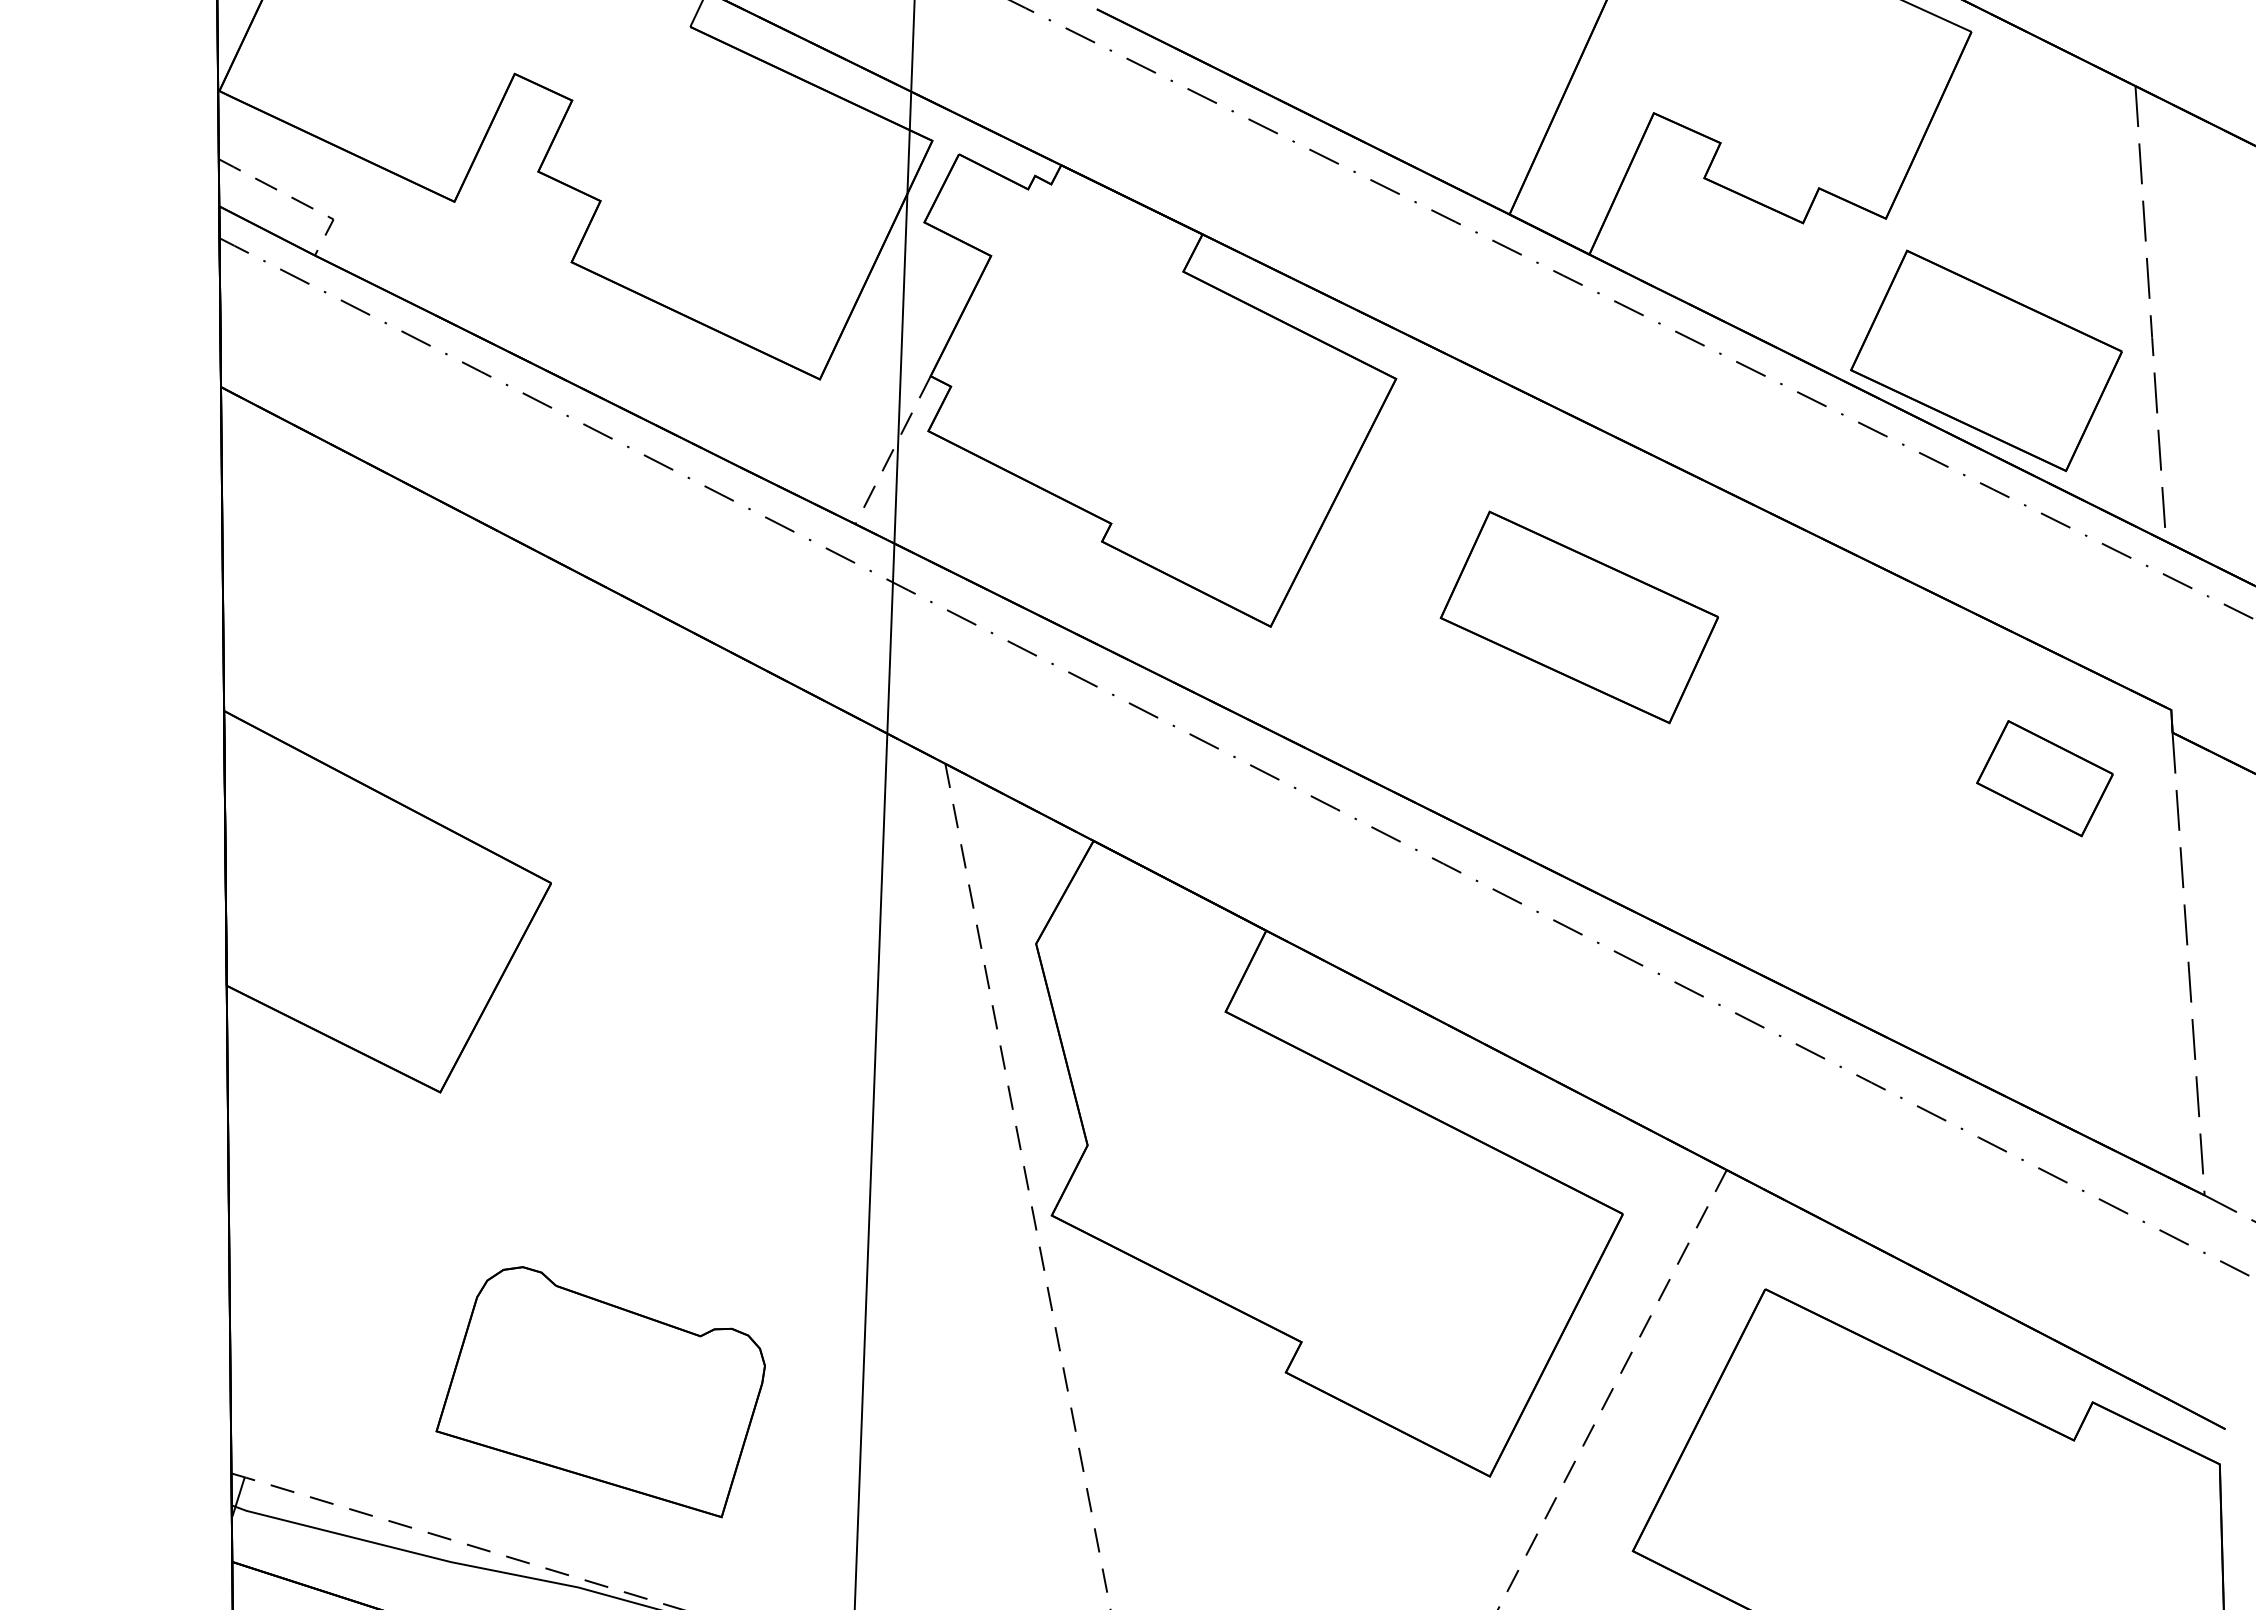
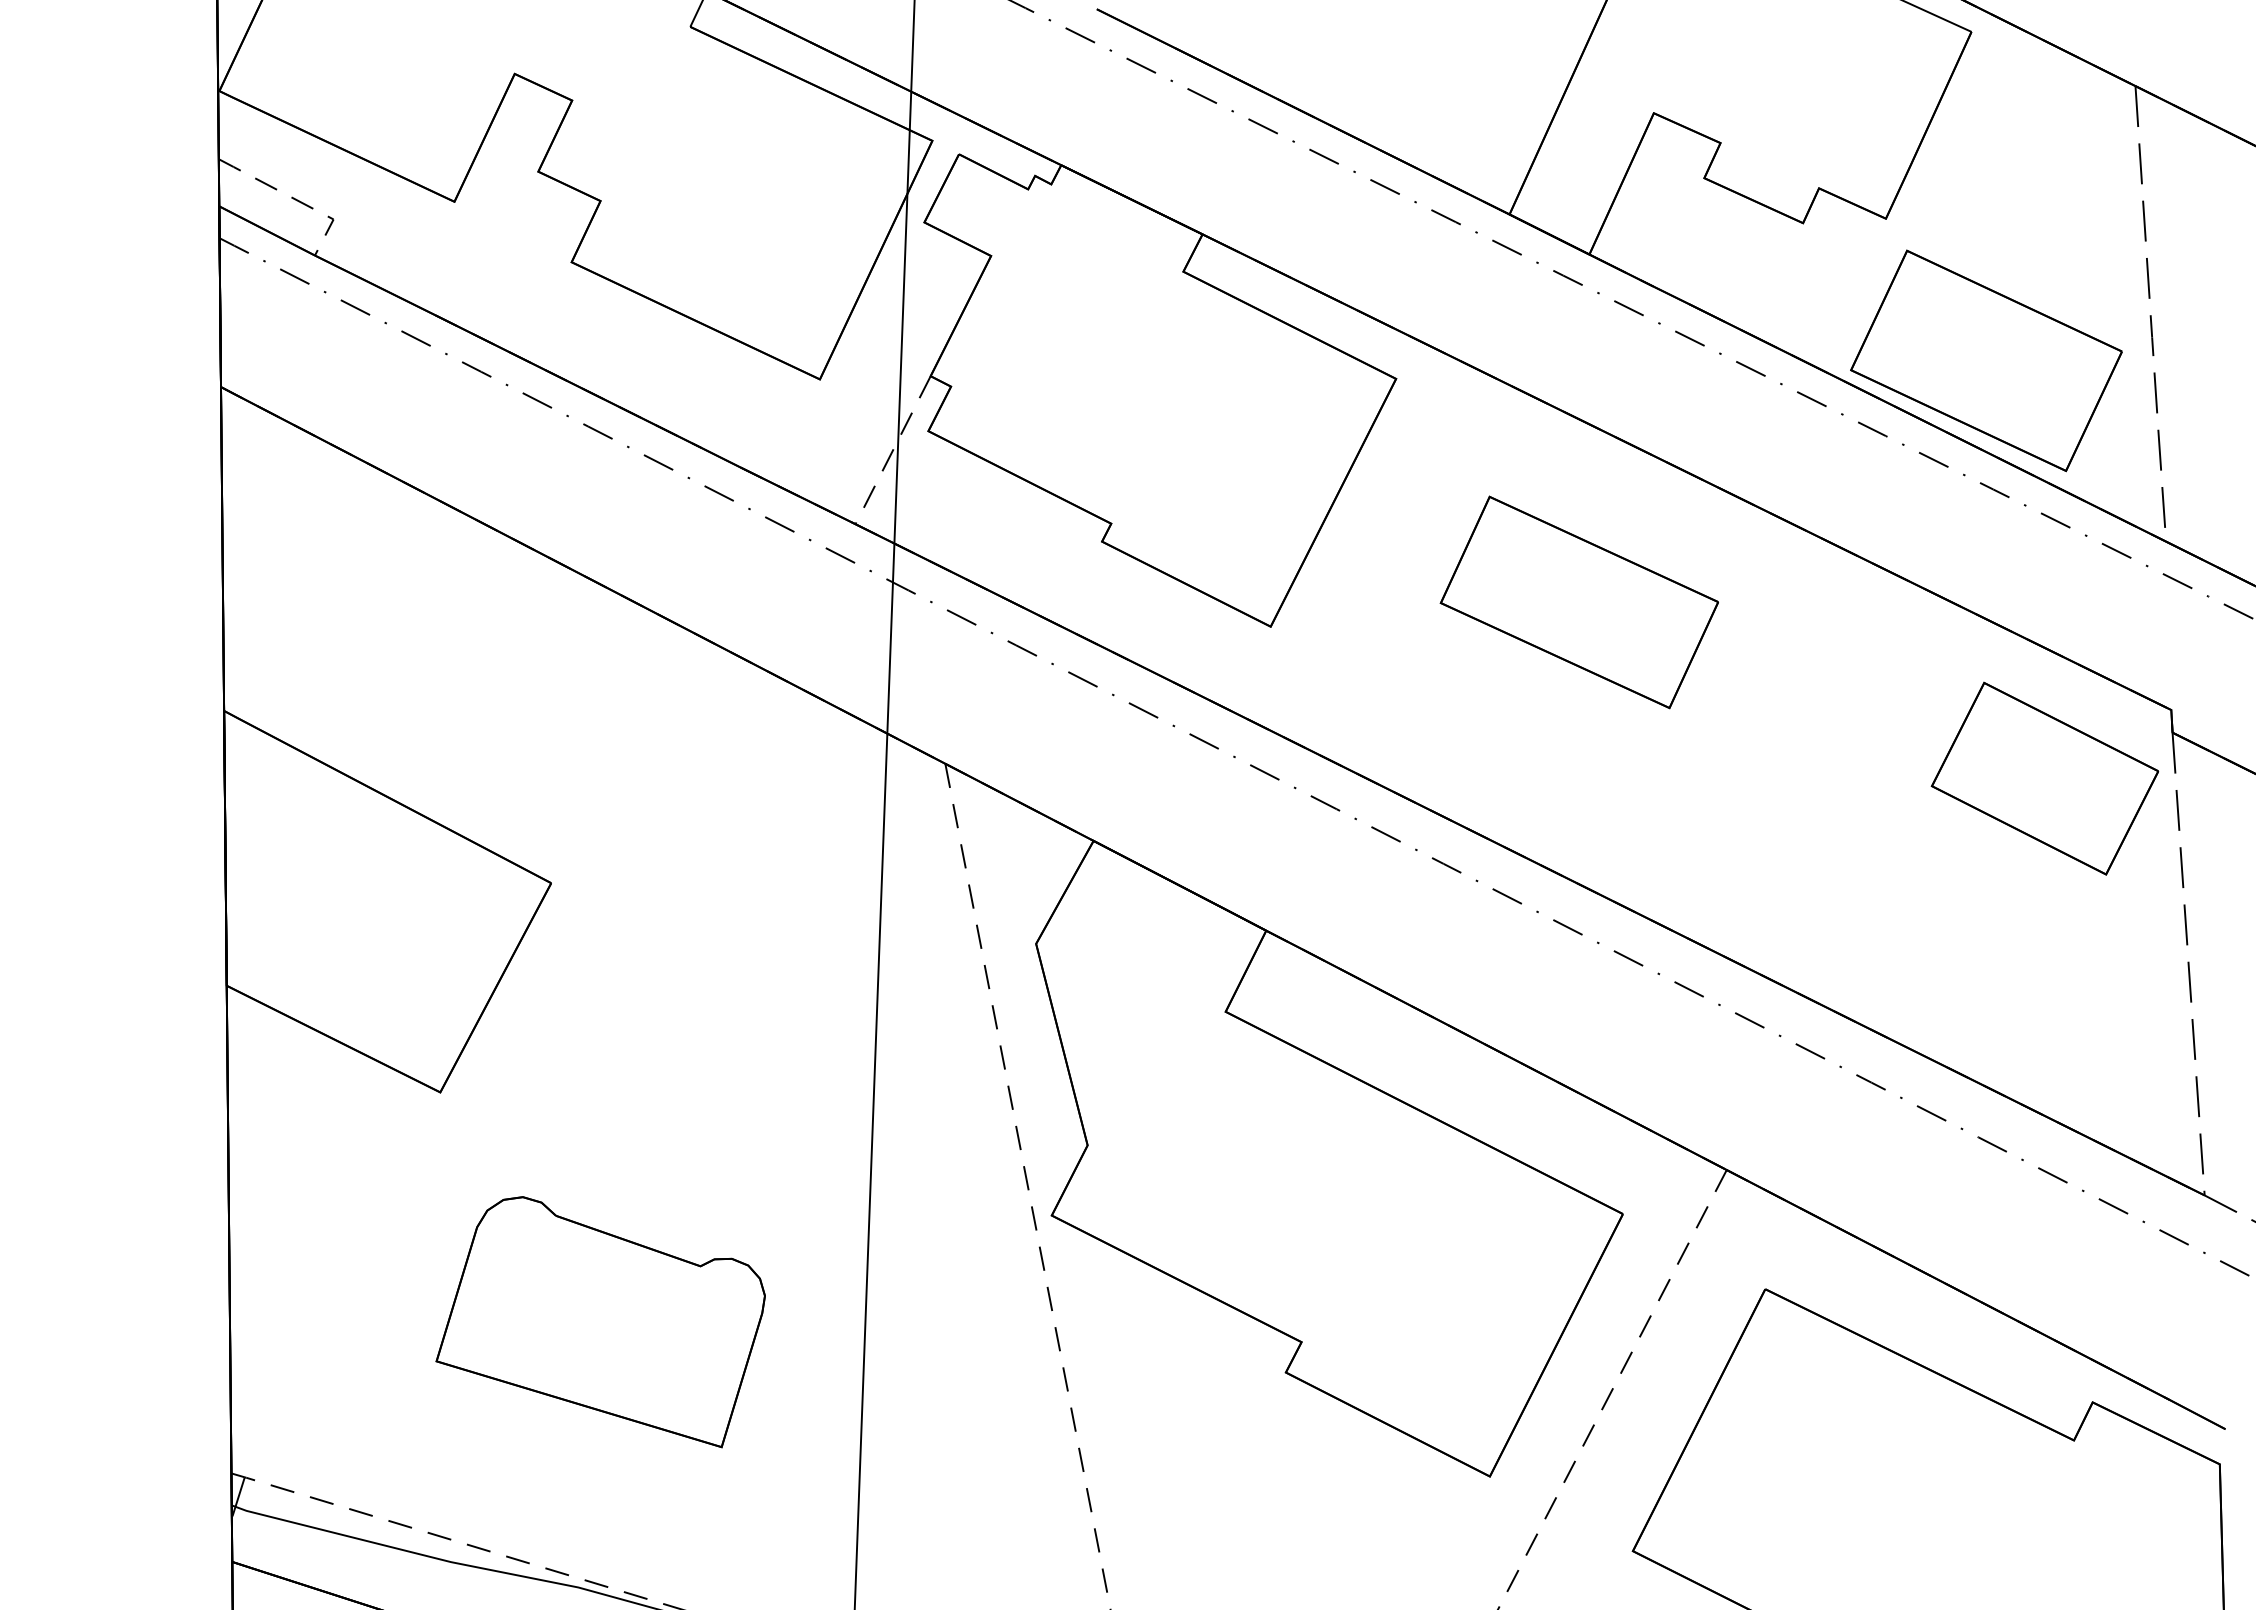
part position: (1578, 617) -> (1578, 602) (1578, 602)
part size: 138x118 px -> 230x195 px (2044, 778)
part position: (600, 1392) -> (600, 1322) (600, 1322)
